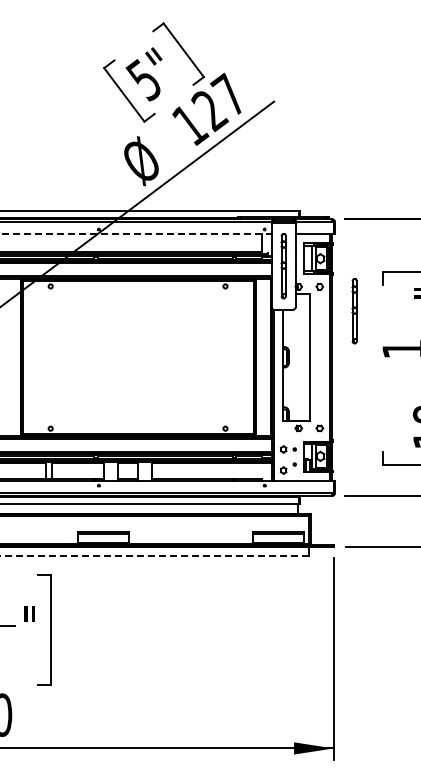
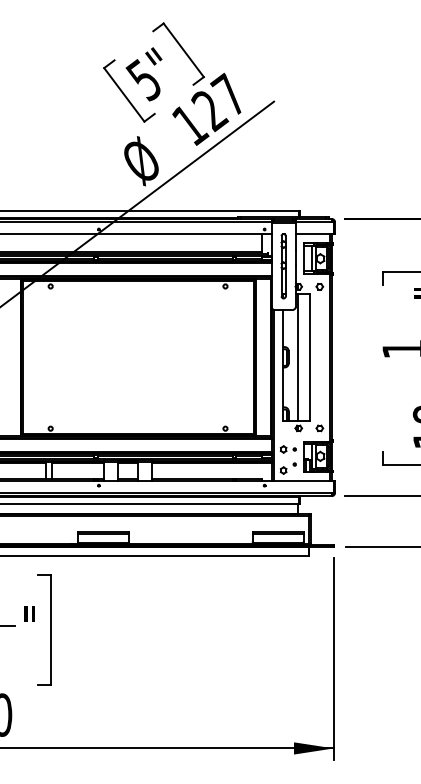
line: dashed -> solid (136, 234)
part: present -> none (354, 311)
line: none -> present (298, 357)
line: dashed -> solid (154, 555)
